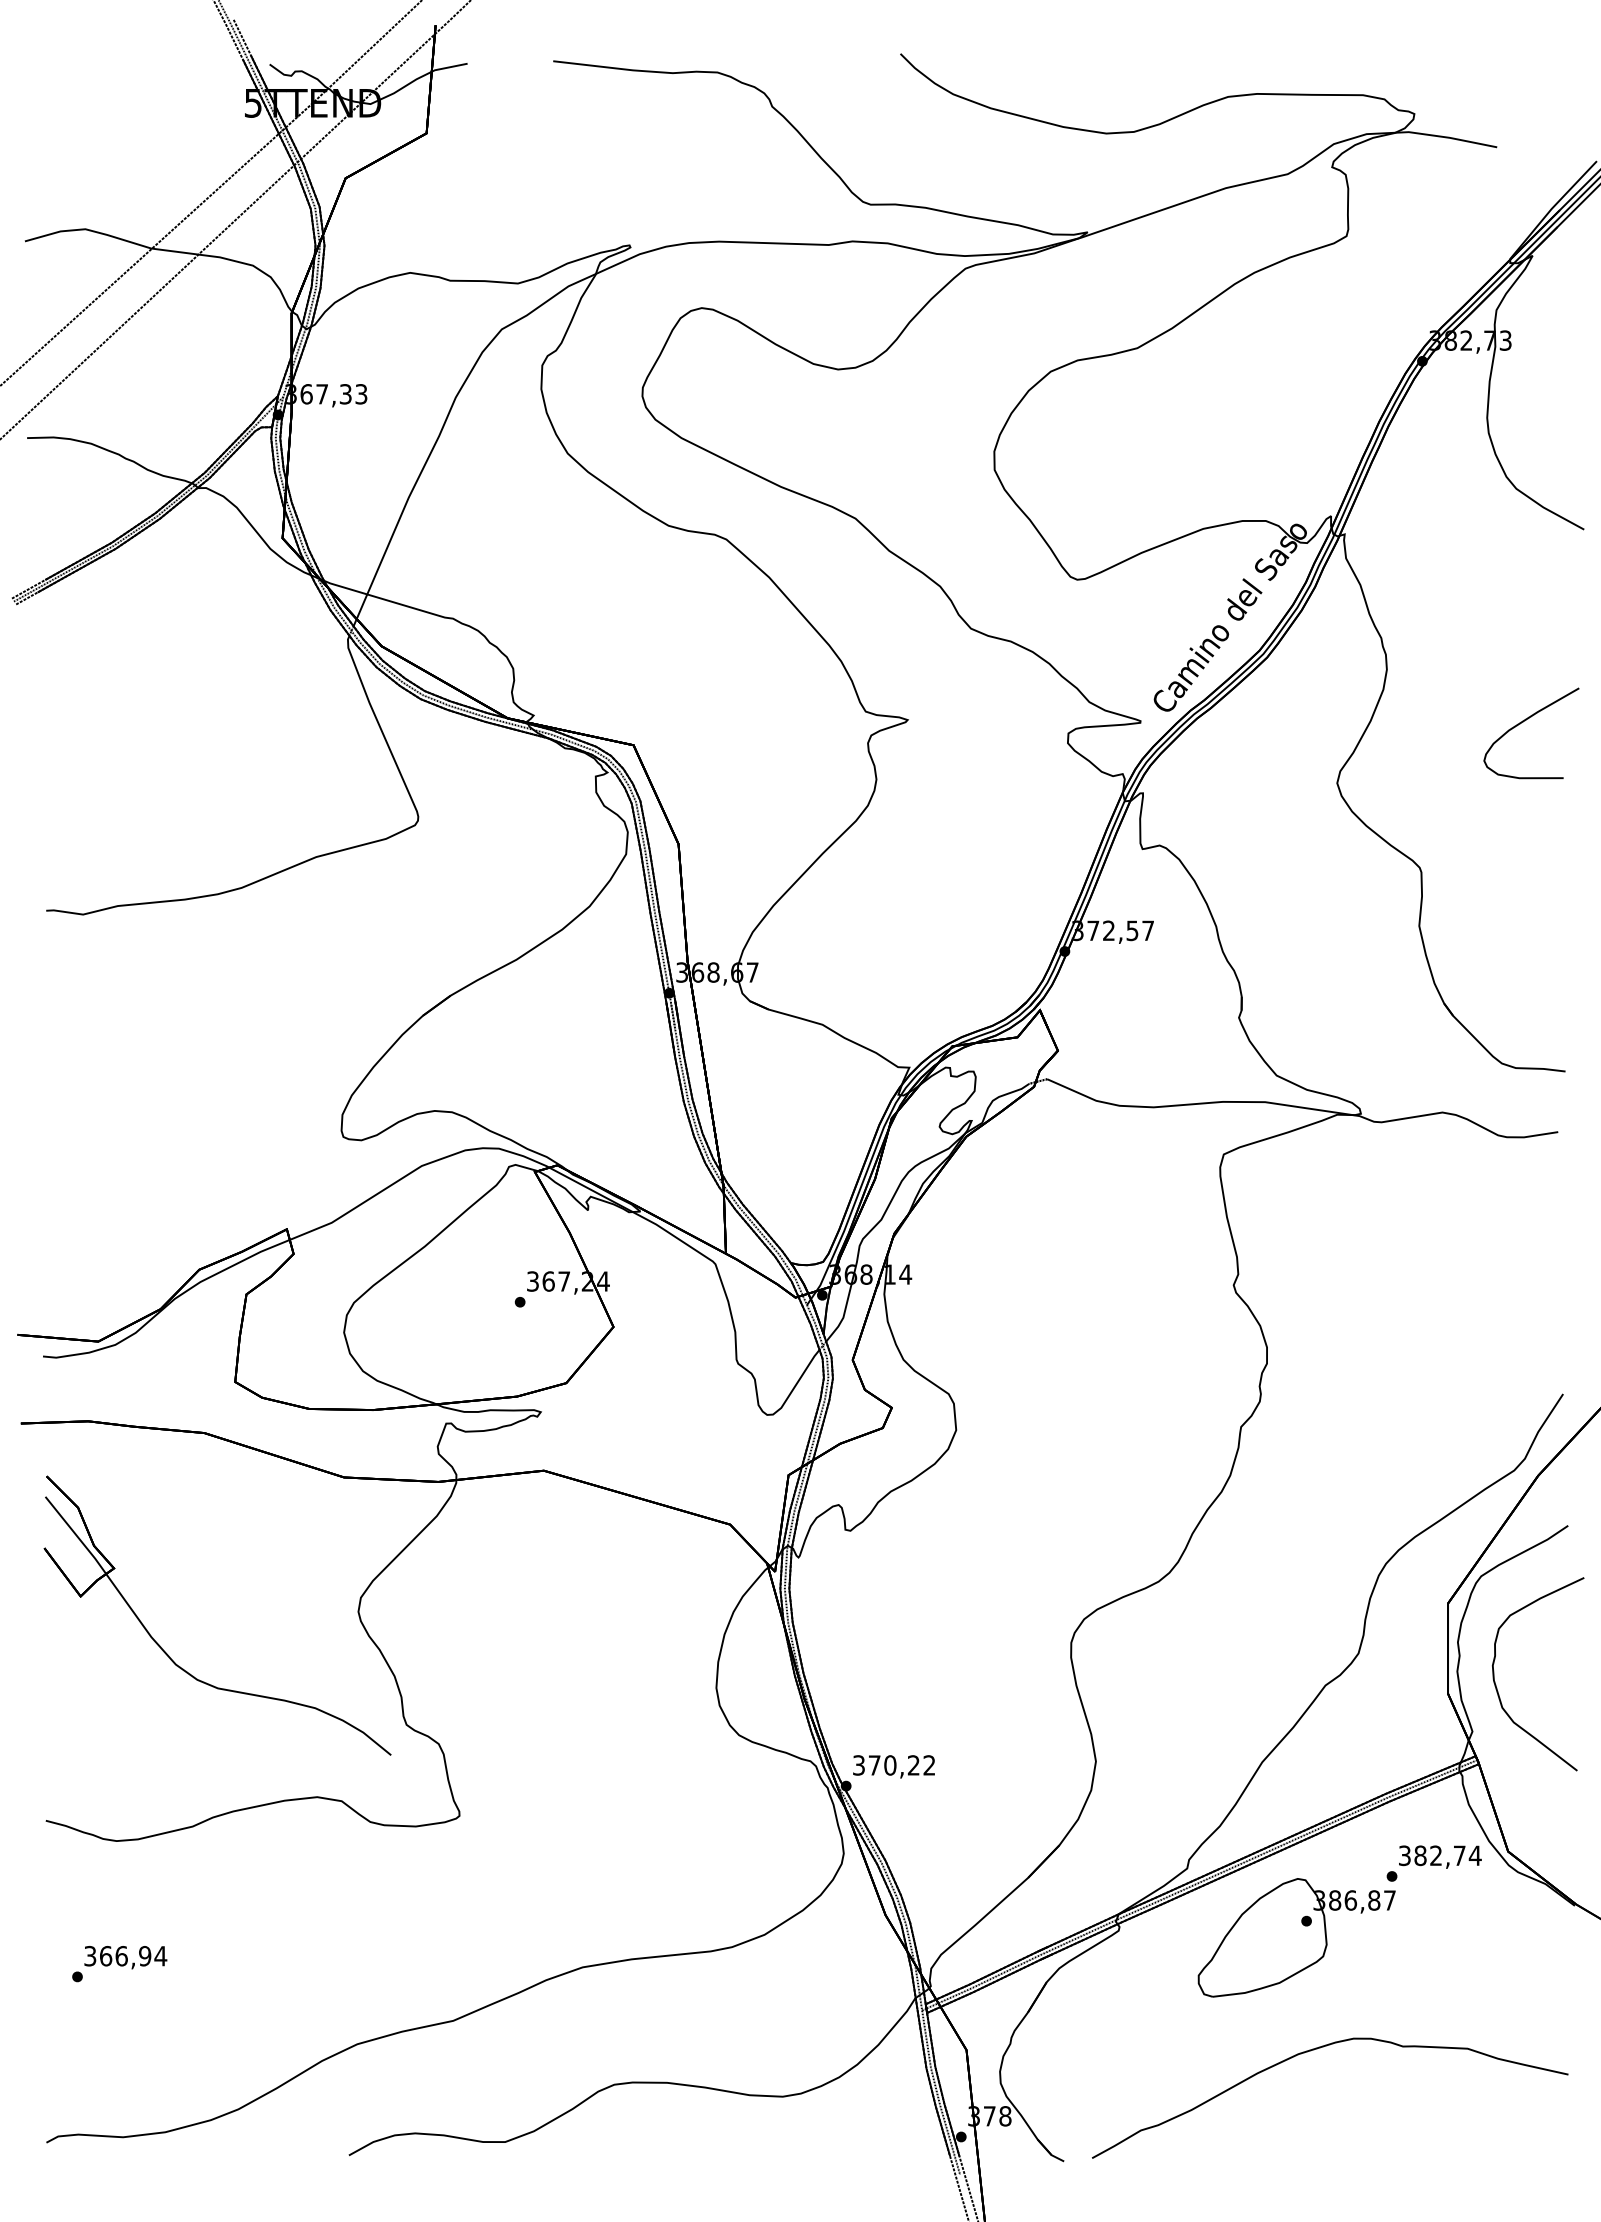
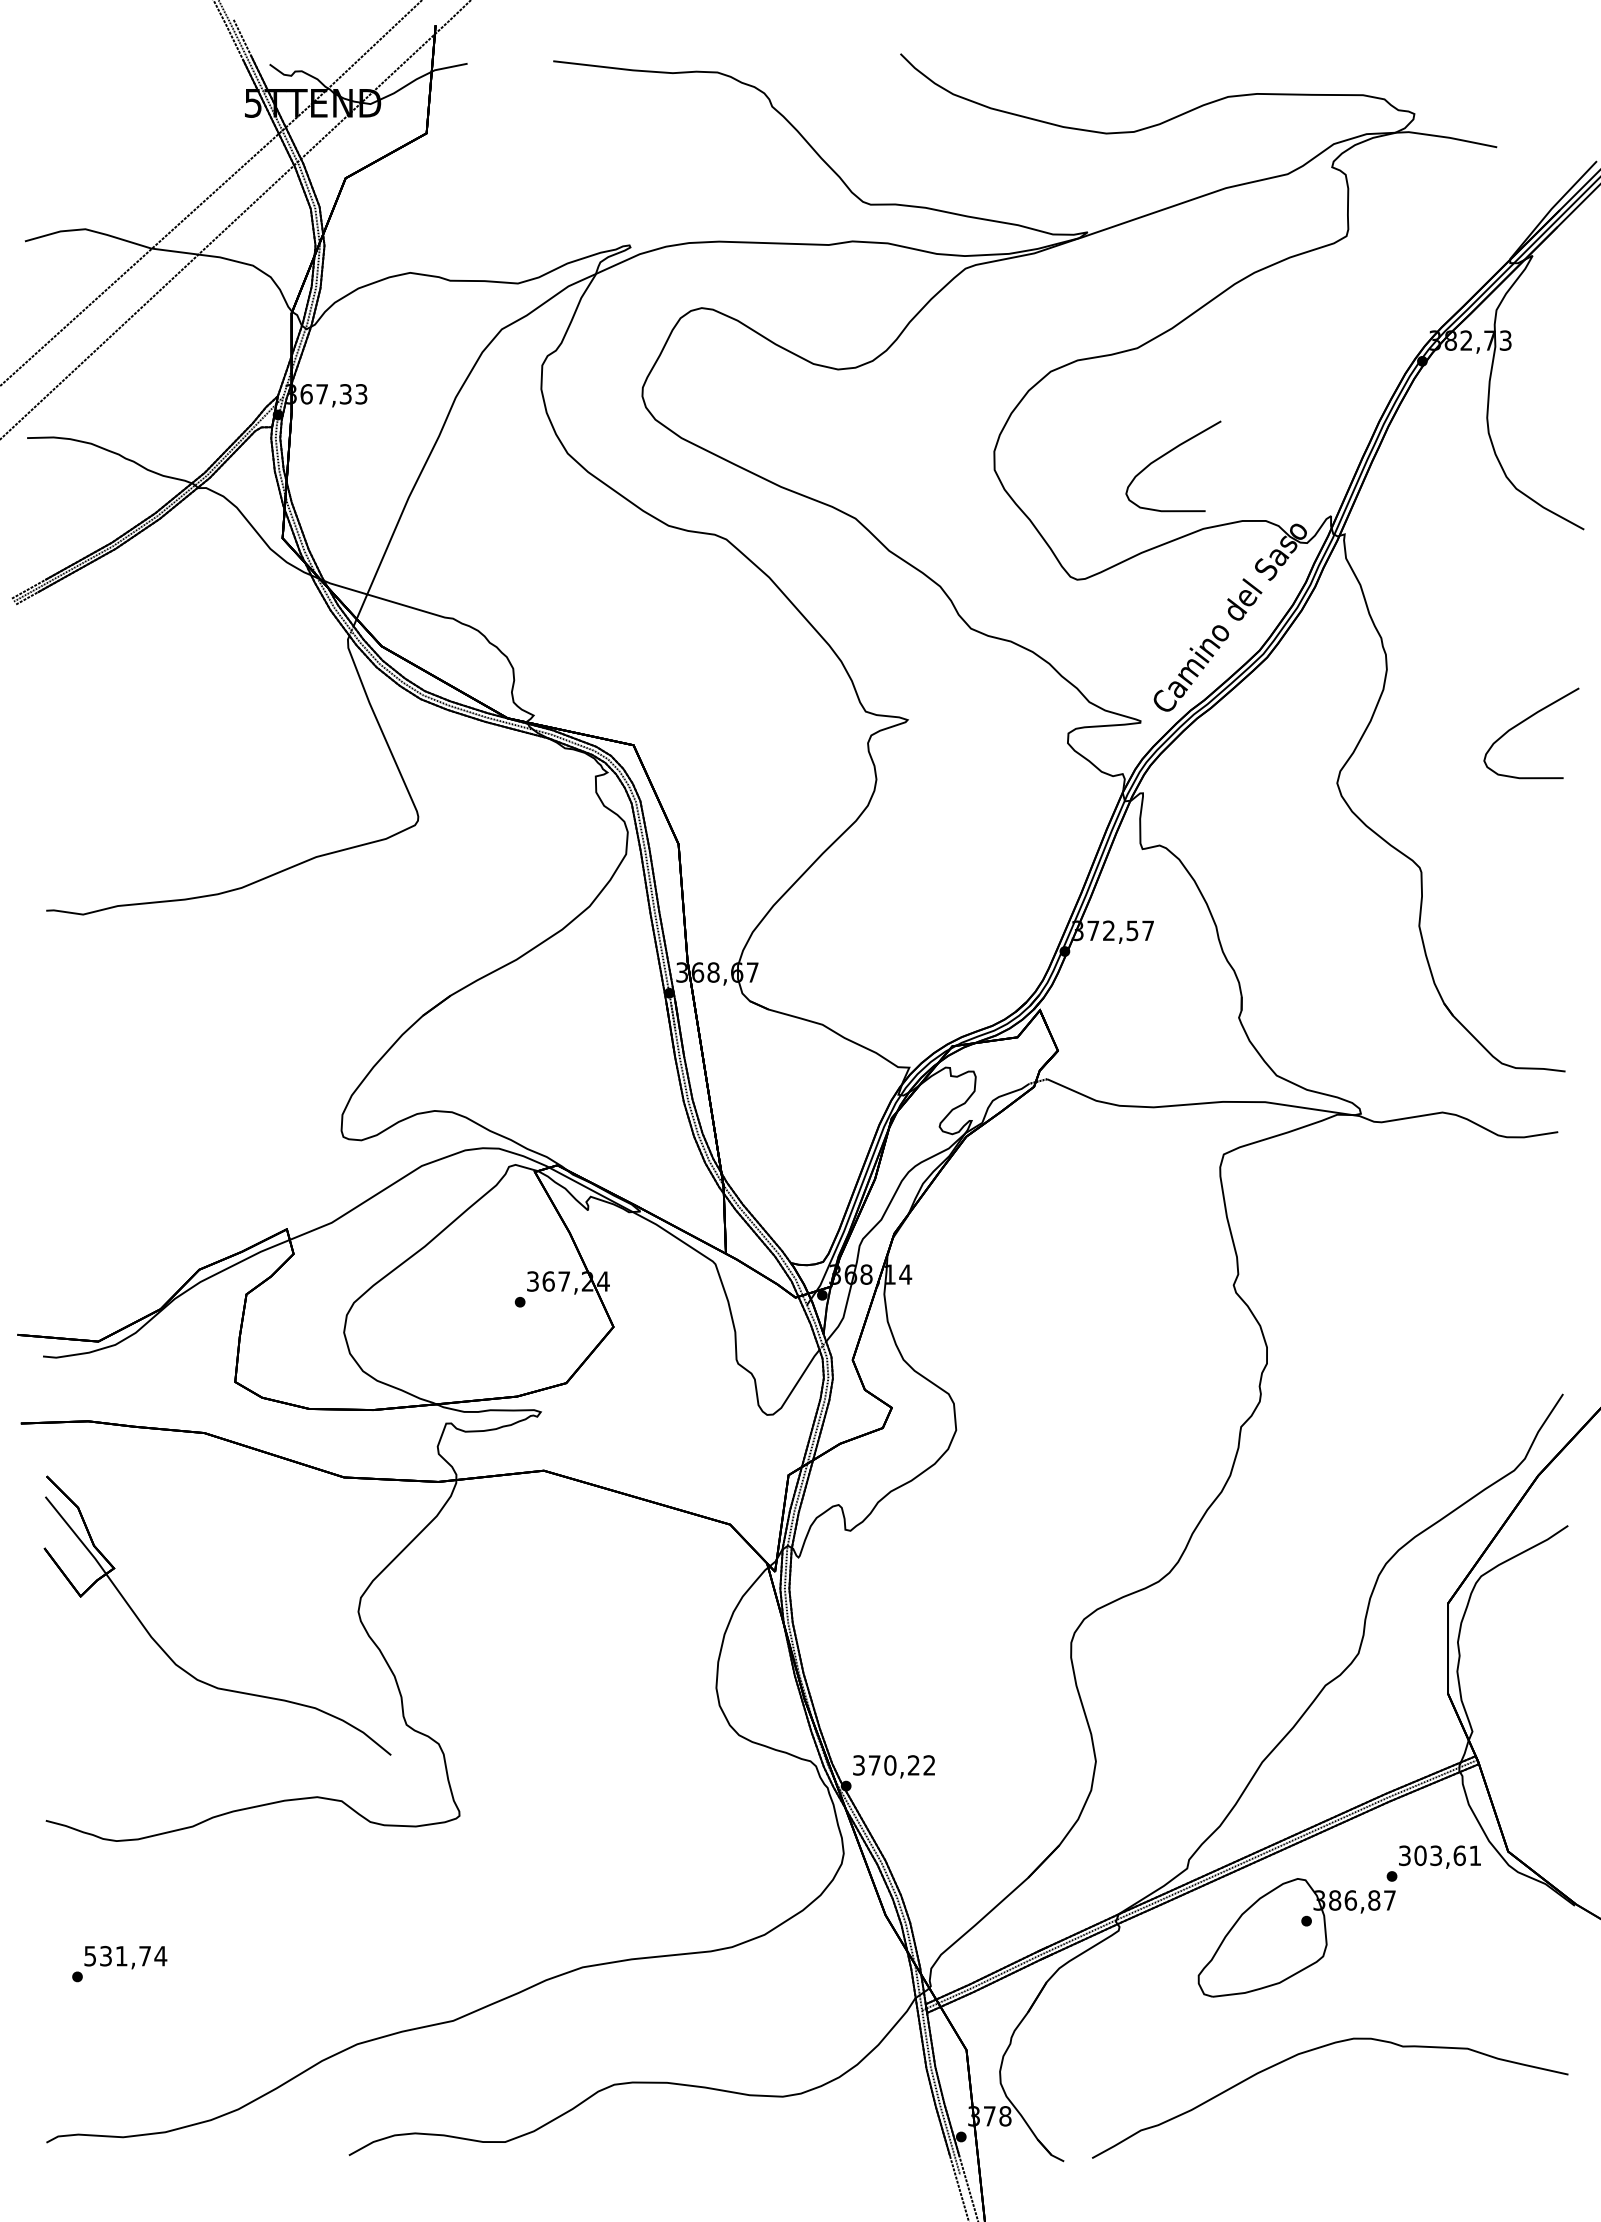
curve: none -> present (1165, 455)
curve: present -> none (1496, 1684)
text: 382,74 -> 303,61 (1447, 1855)
text: 366,94 -> 531,74 (118, 1955)
